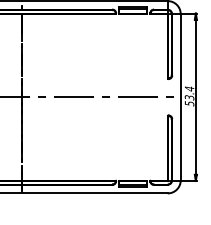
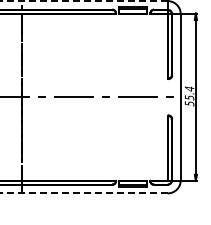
line: solid -> dashed (83, 1)
text: 53.4 -> 55.4 (188, 97)
line: solid -> dashed (83, 193)
